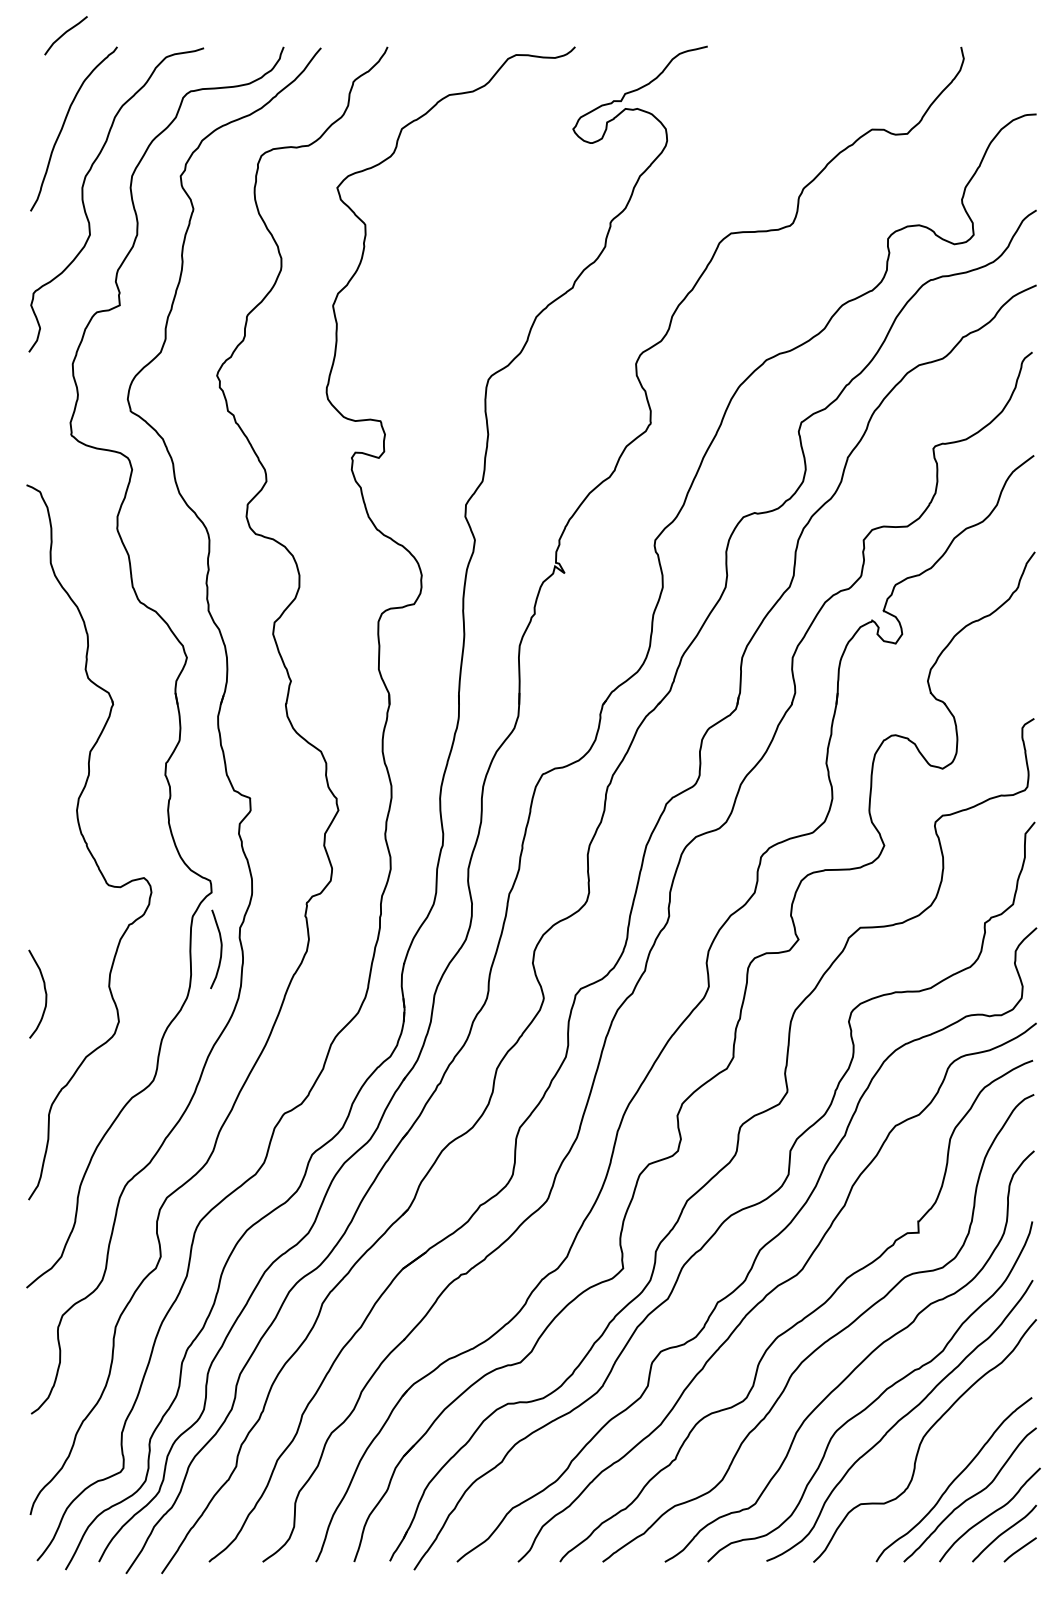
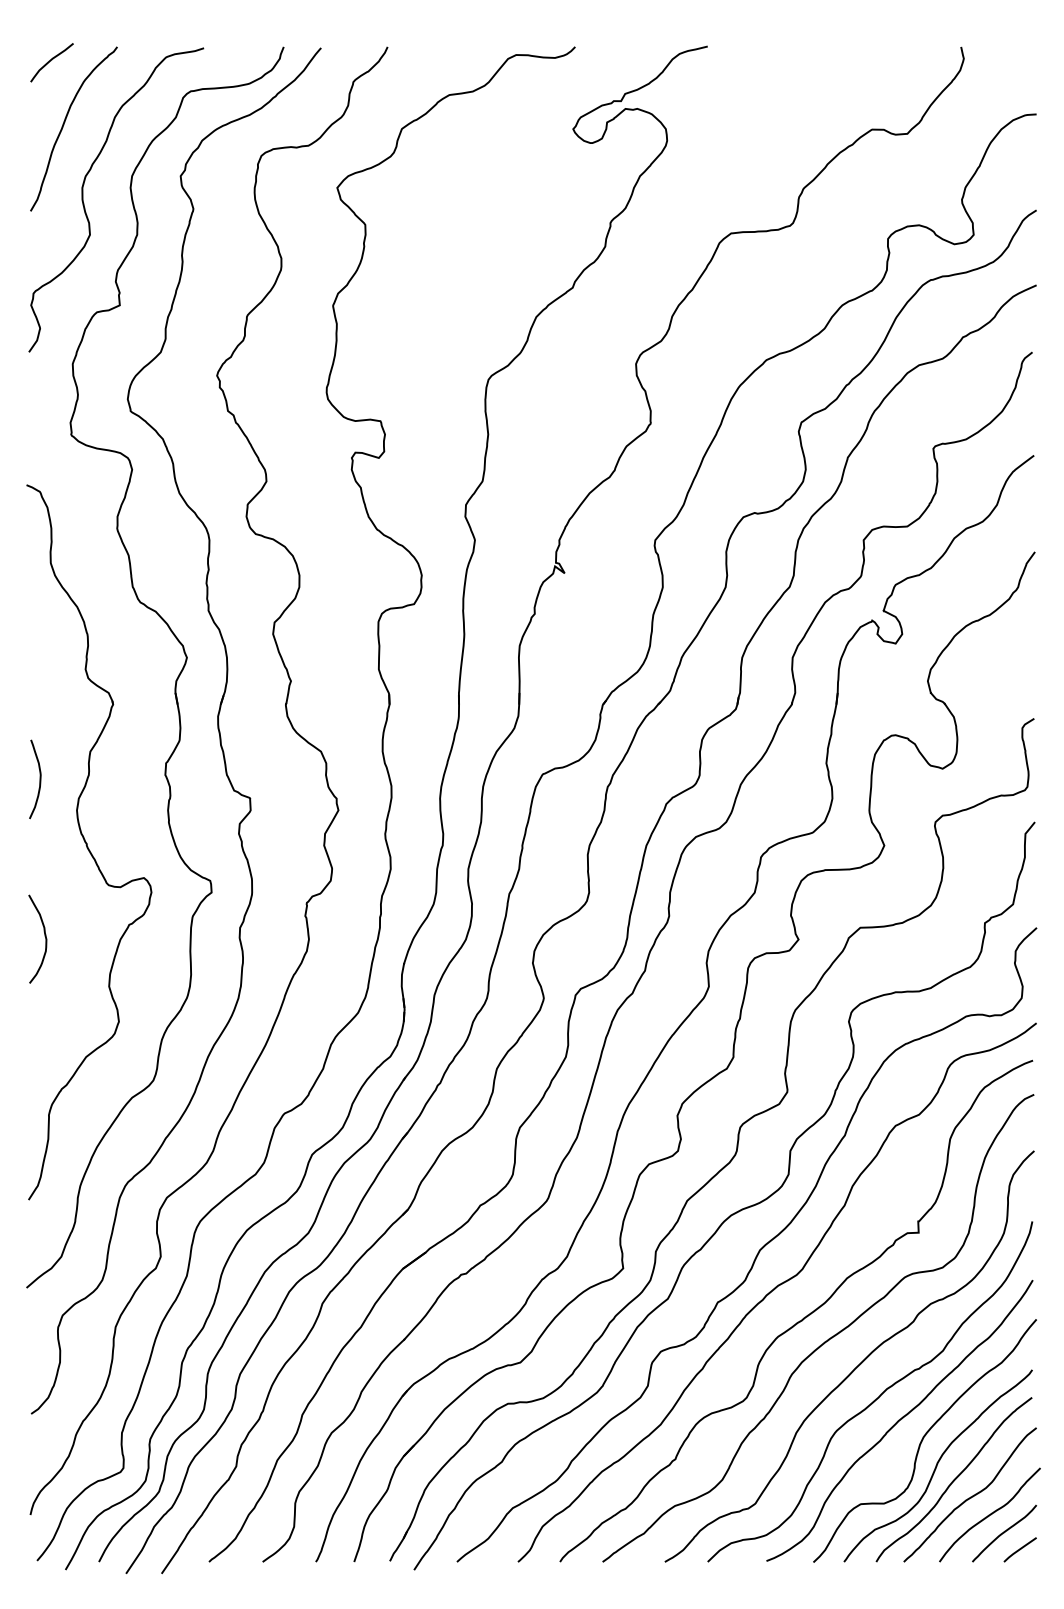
curve position: (64, 34) -> (50, 61) (50, 61)
curve position: (220, 949) -> (39, 779) (39, 779)
curve position: (44, 991) -> (44, 936) (44, 936)
curve: none -> present (937, 1465)
